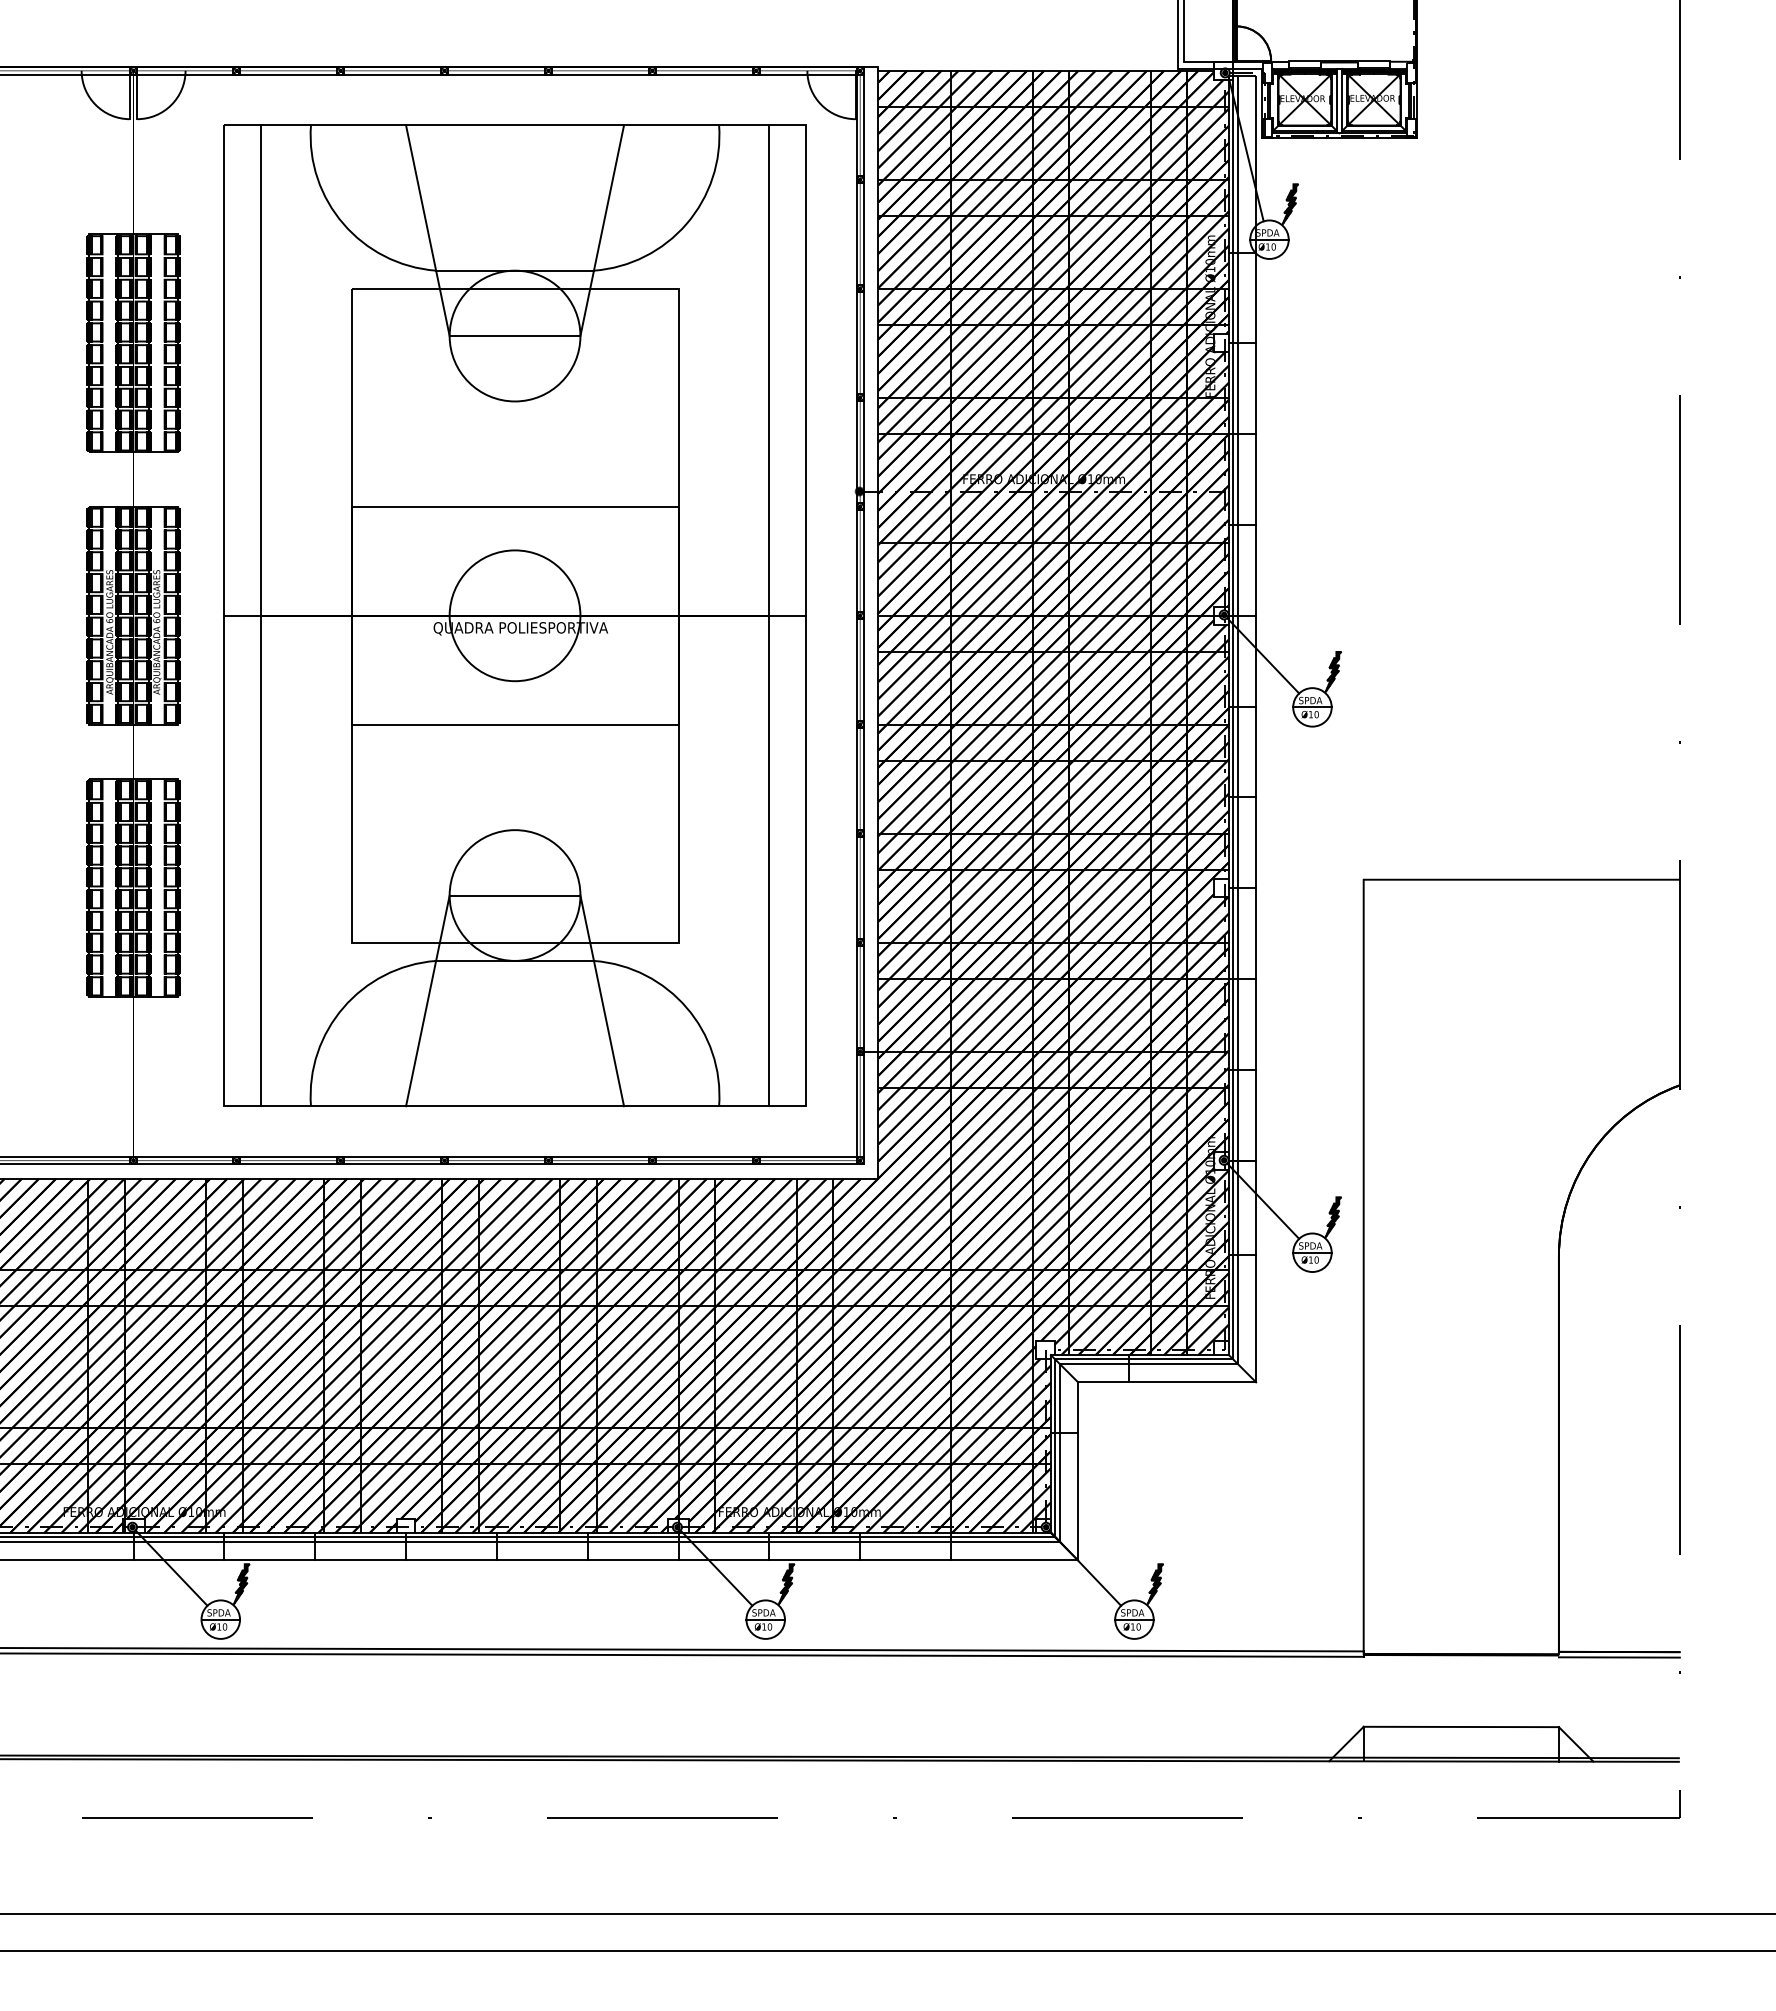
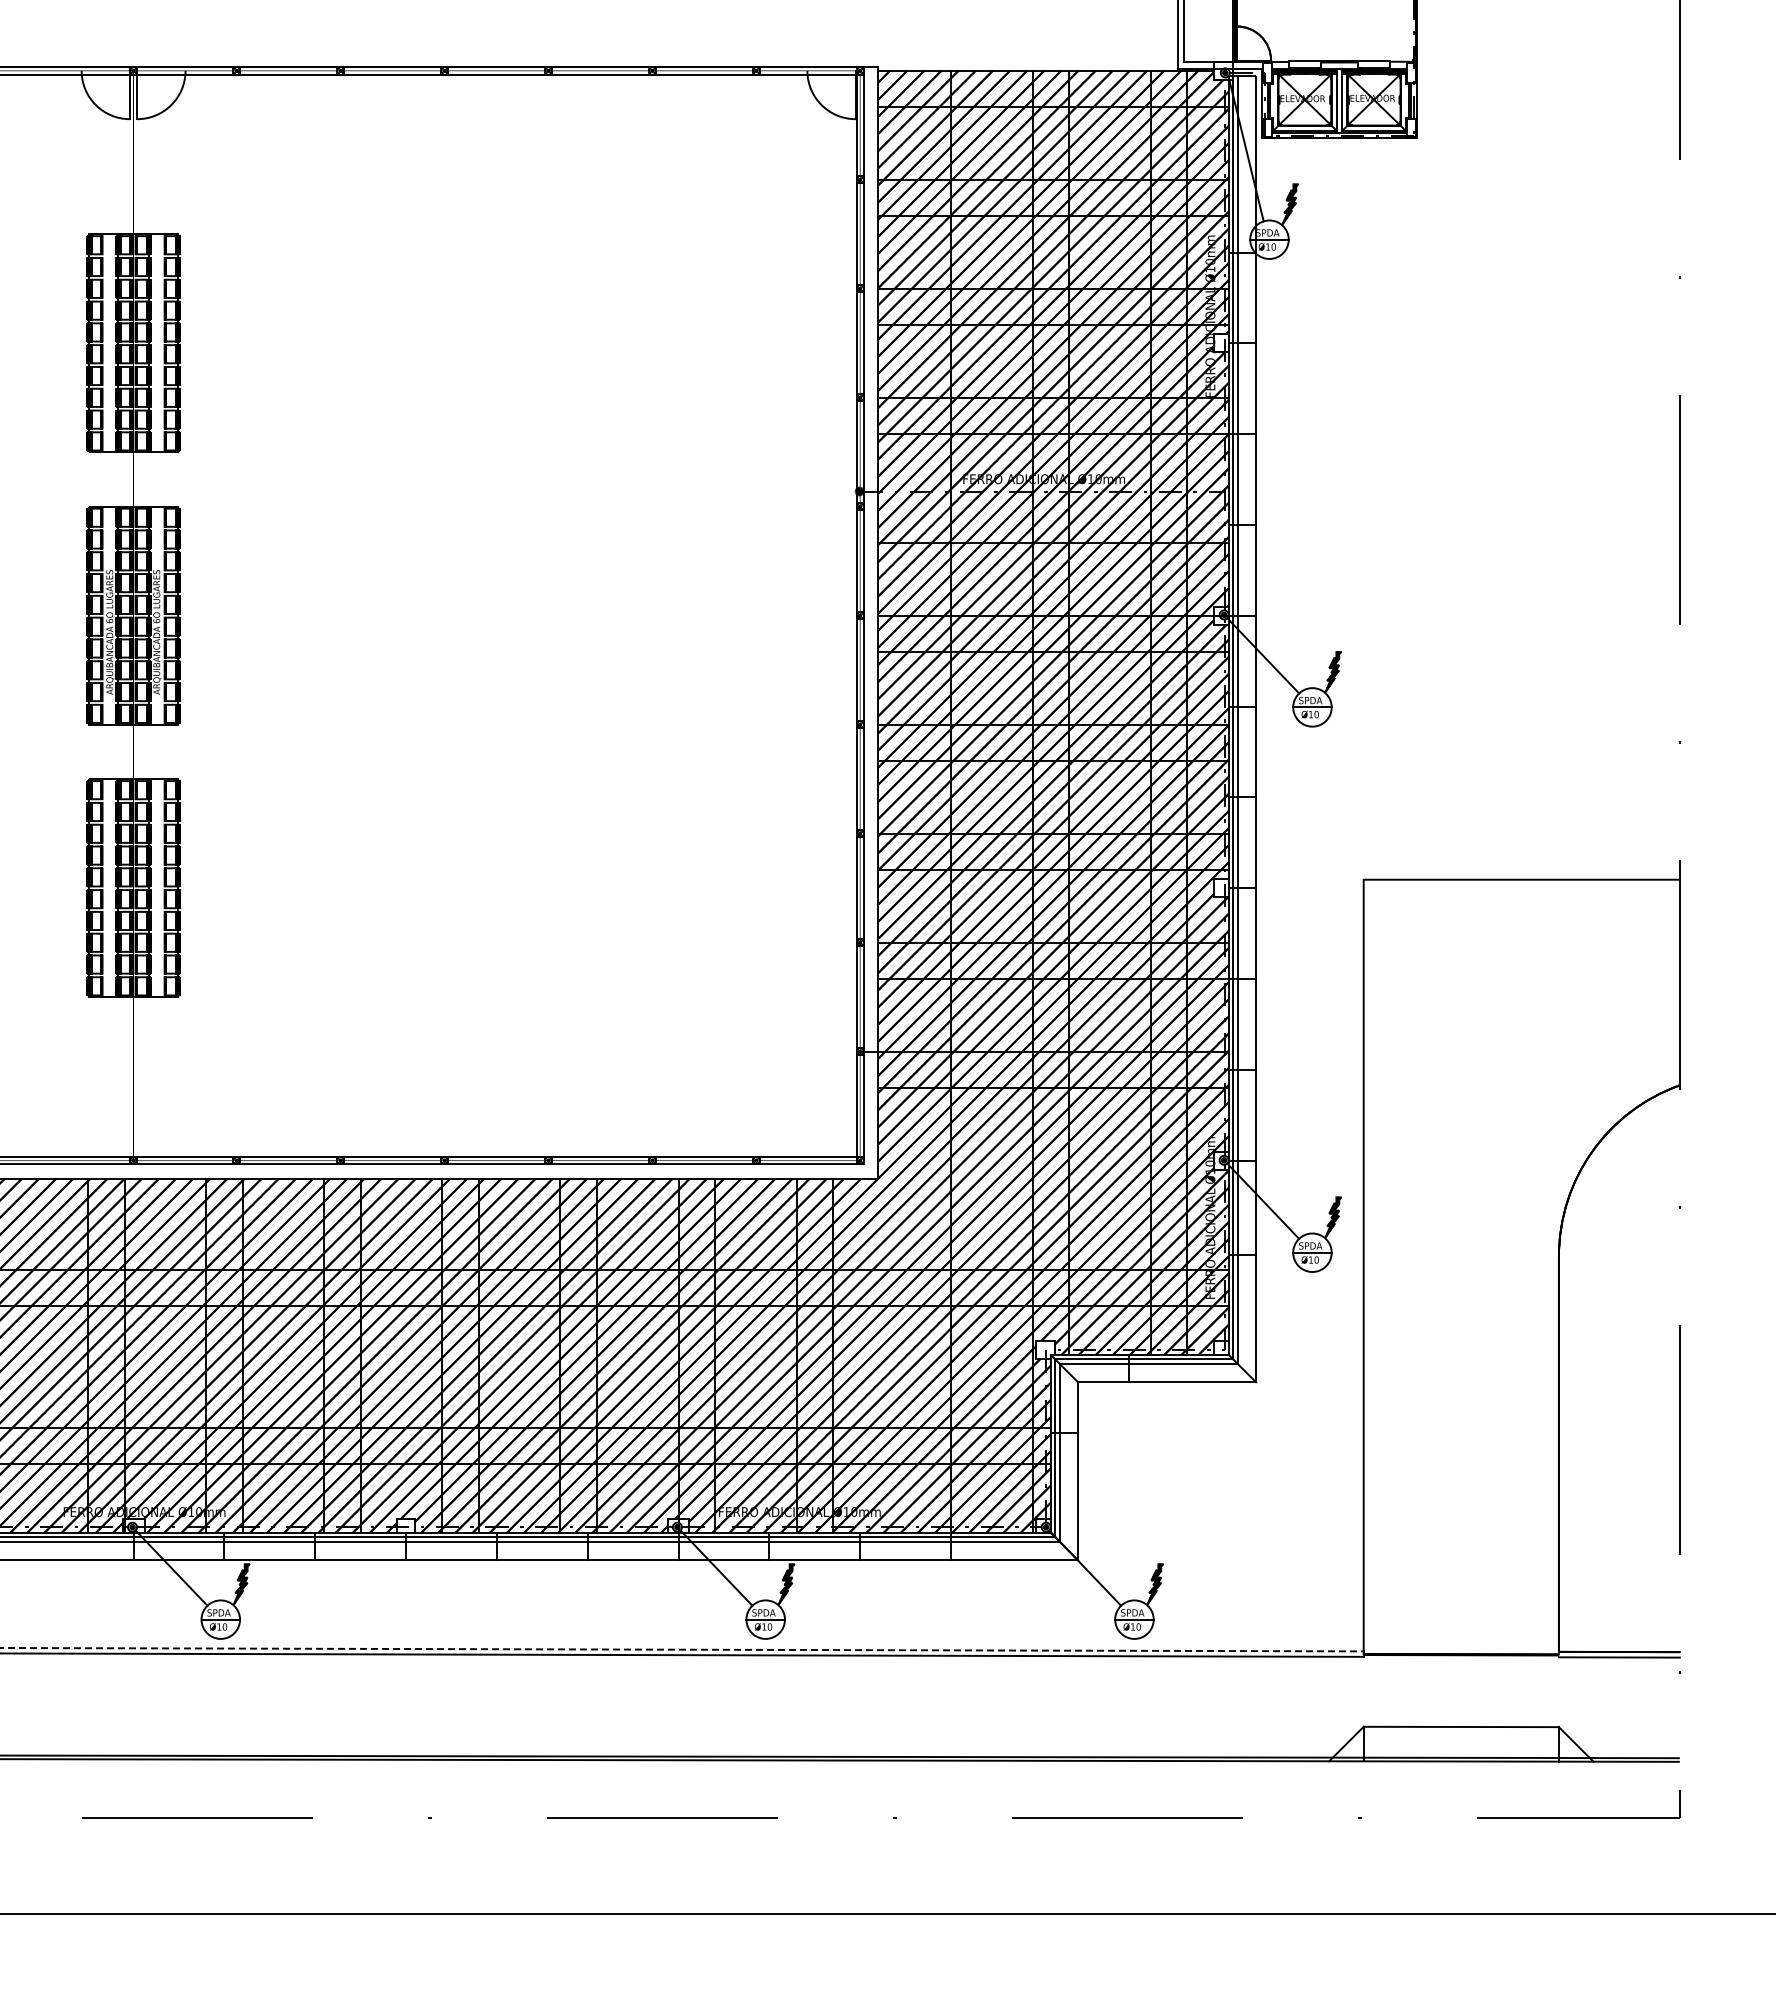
part: present -> none (514, 615)
line: solid -> dashed (682, 1649)
line: present -> none (887, 1950)
